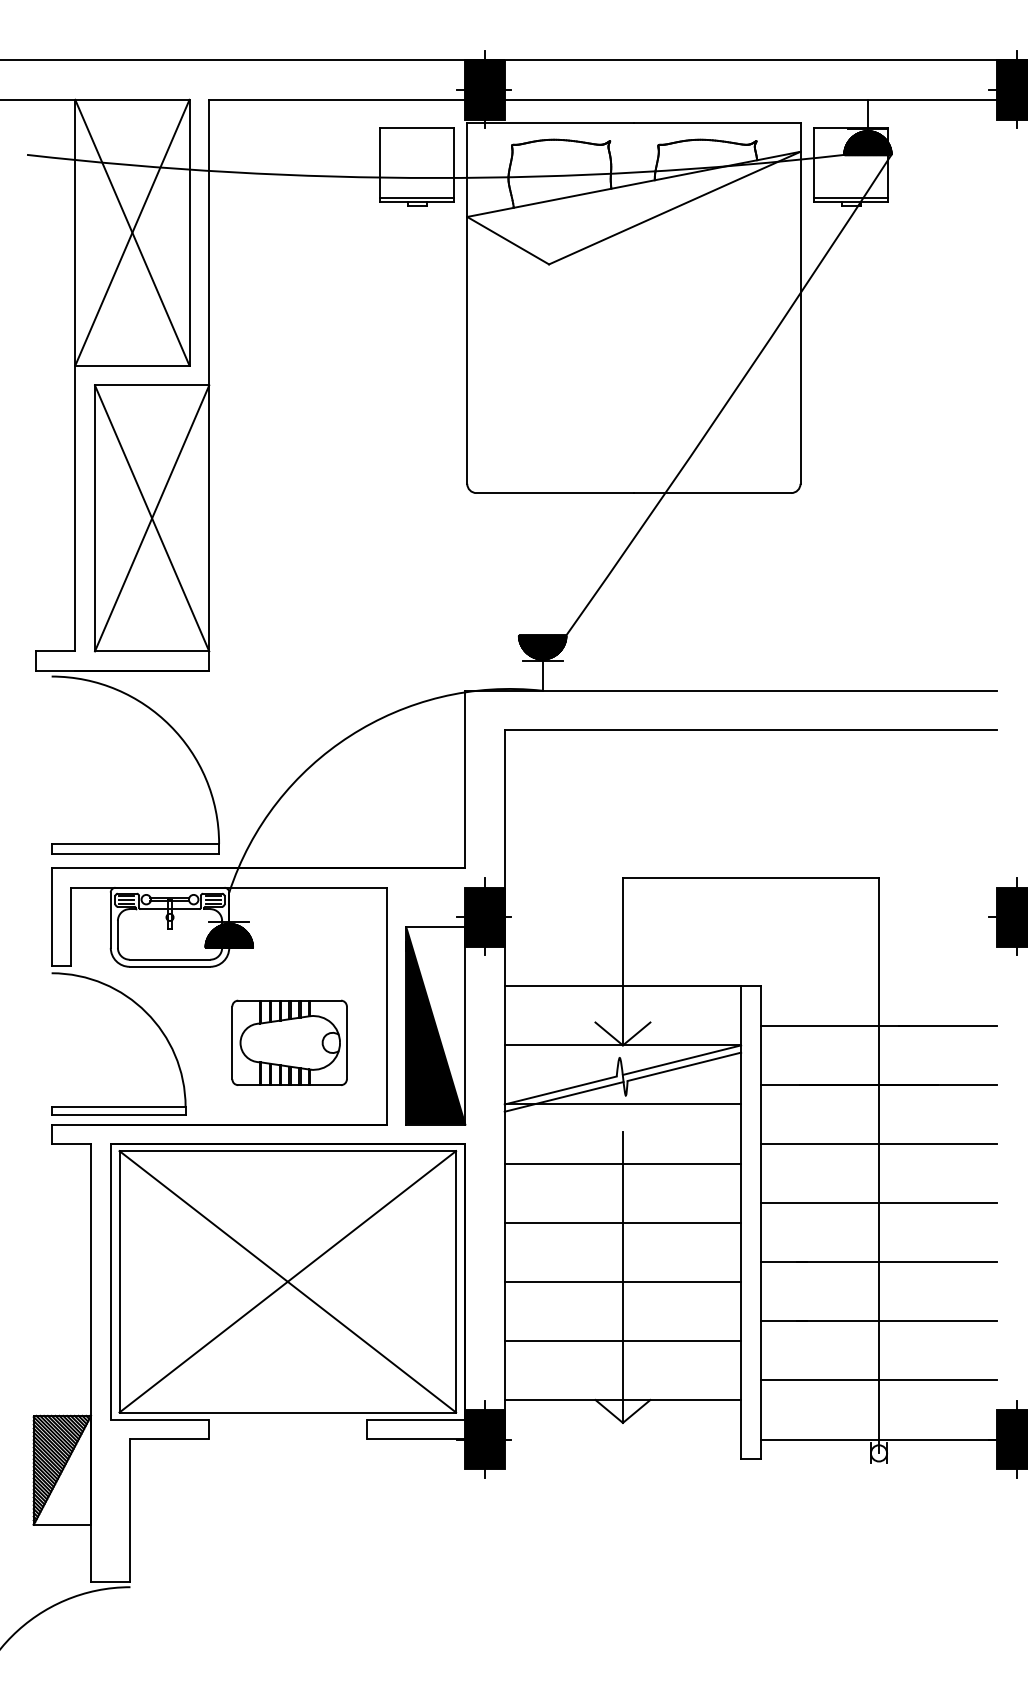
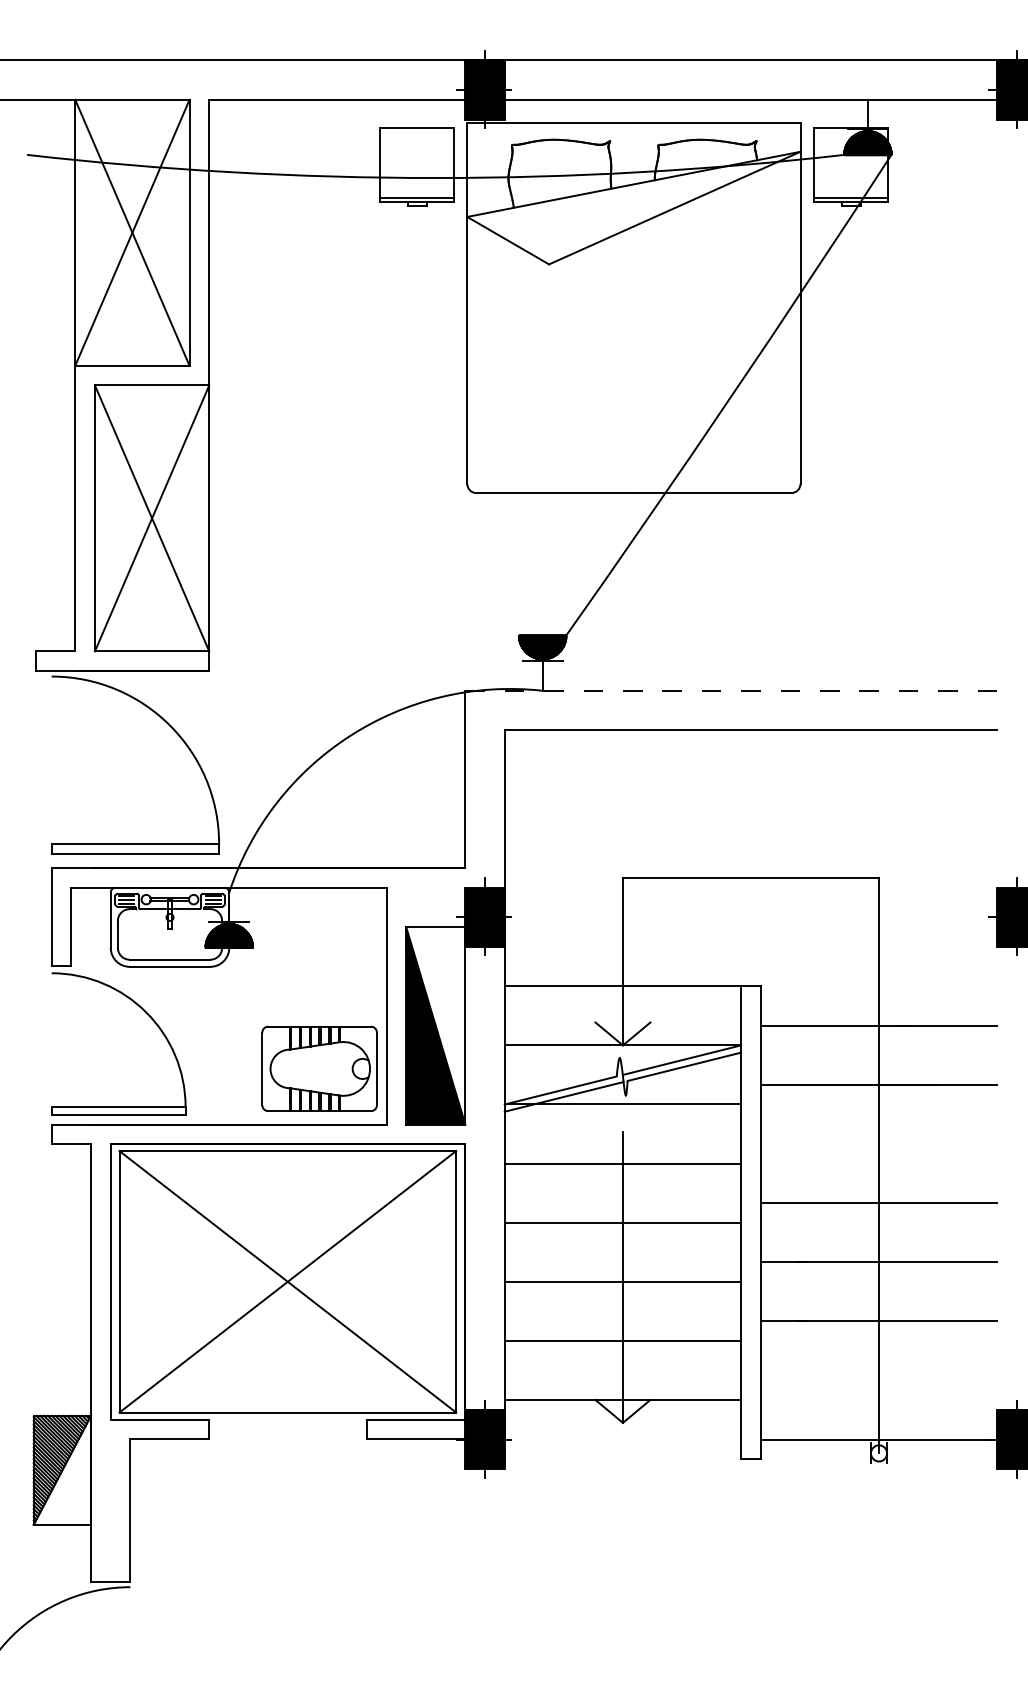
line: solid -> dashed (731, 690)
part position: (289, 1042) -> (319, 1068) (319, 1068)
line: present -> none (878, 1143)
line: present -> none (878, 1380)
